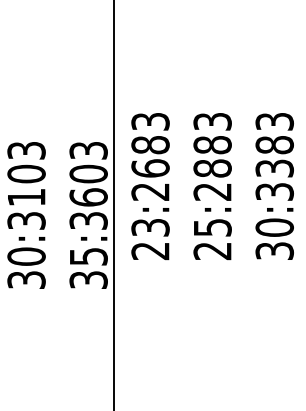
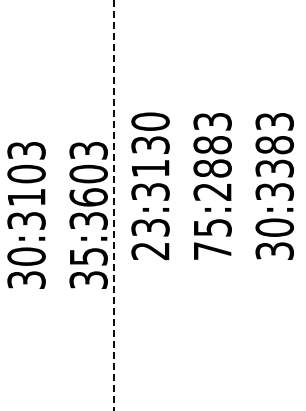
text: 23:2683 -> 23:3130 (150, 156)
line: solid -> dashed (113, 205)
text: 25:2883 -> 75:2883 (212, 251)
